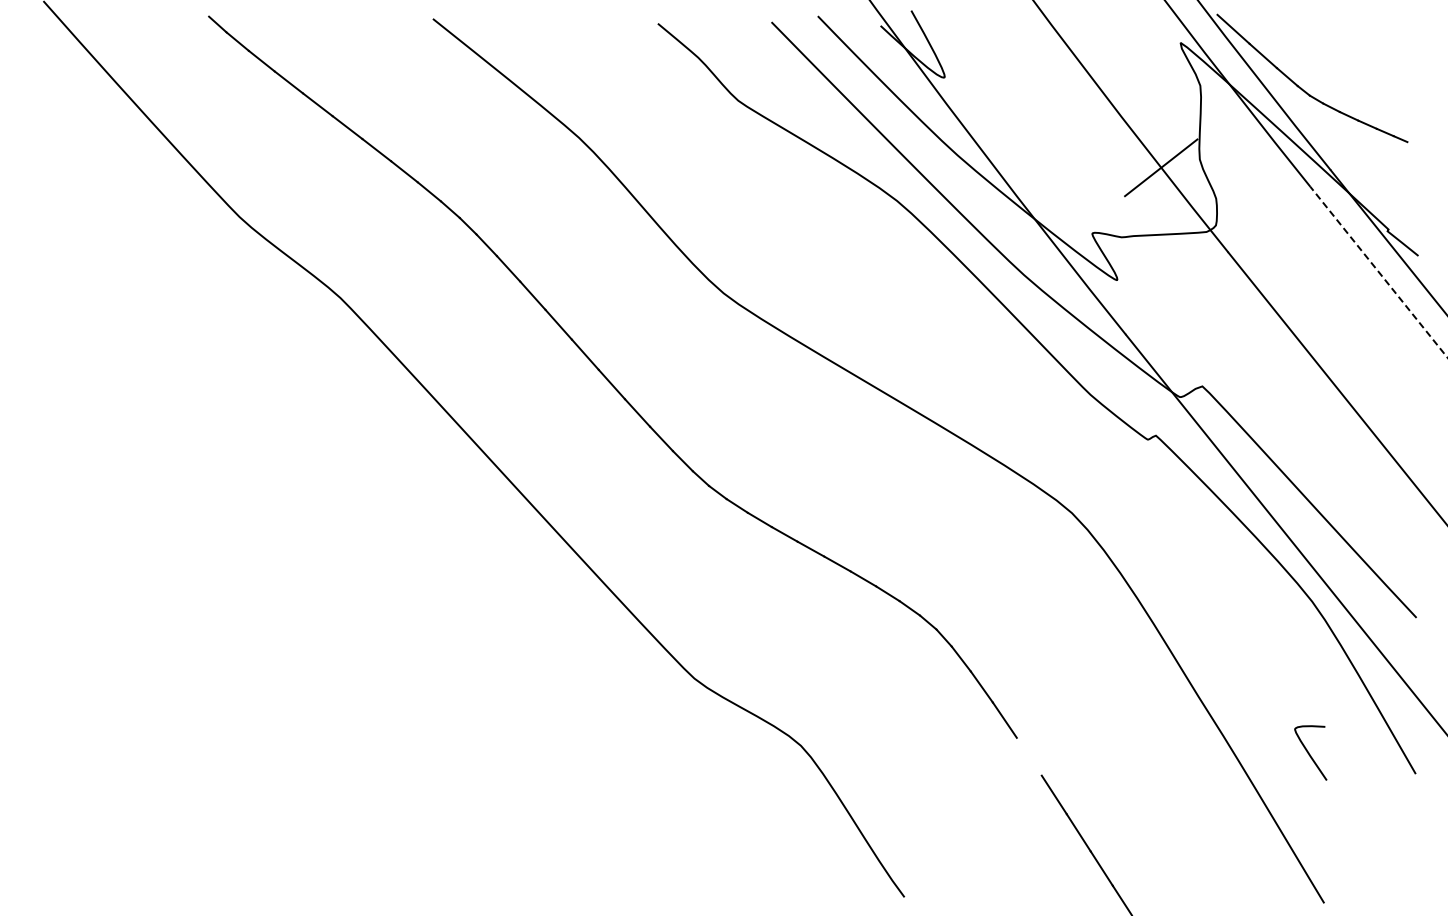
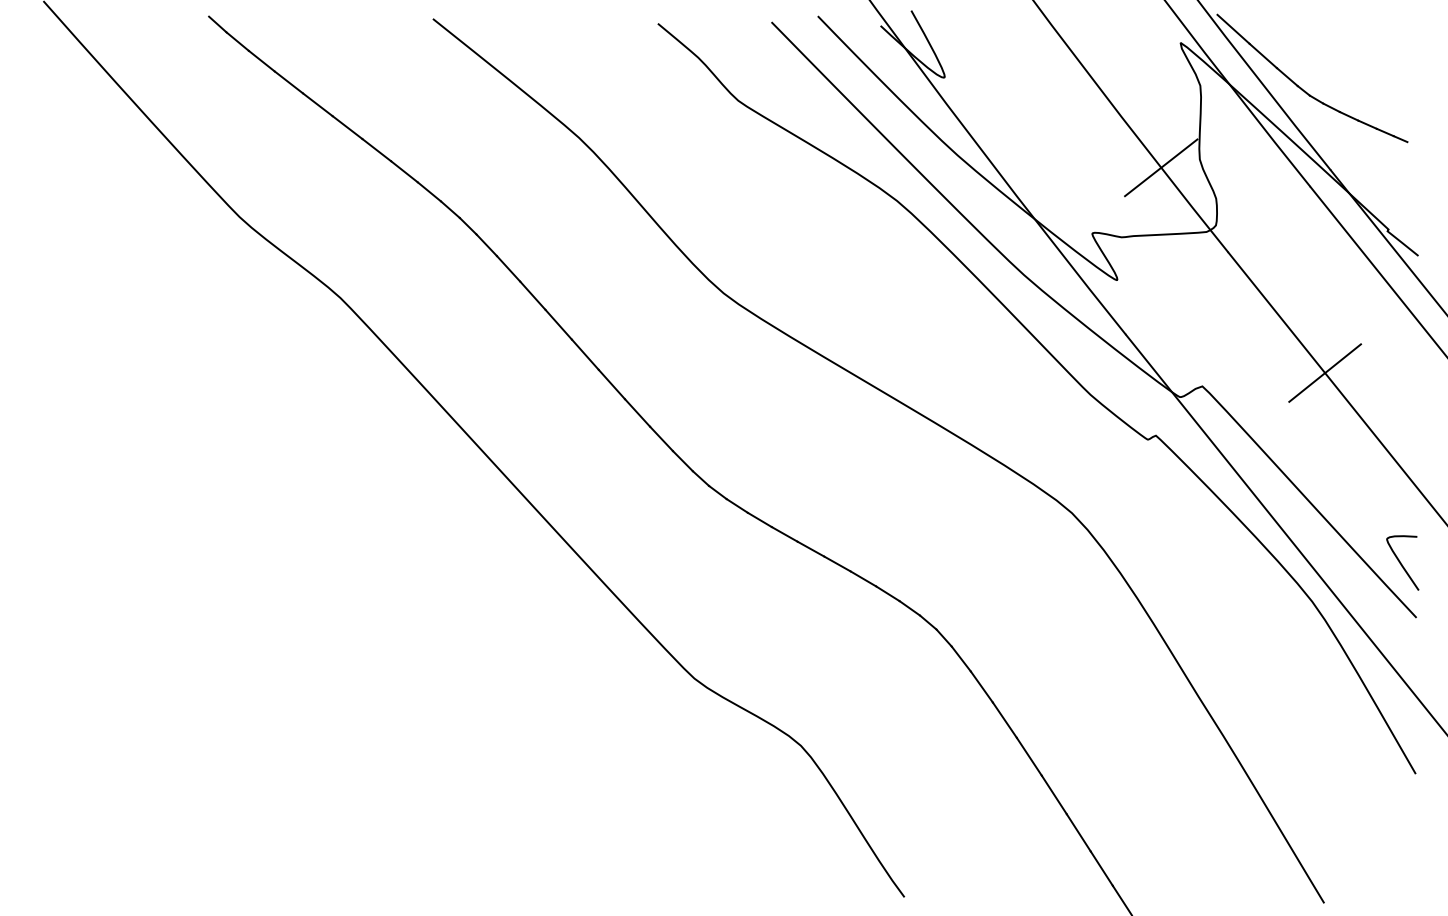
line: dashed -> solid (1378, 271)
line: none -> present (1324, 372)
curve position: (1309, 752) -> (1401, 562) (1401, 562)
line: none -> present (1028, 756)
